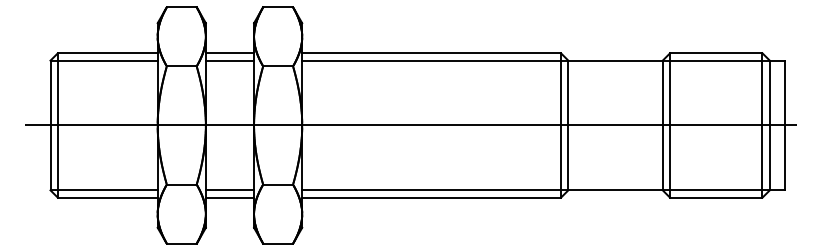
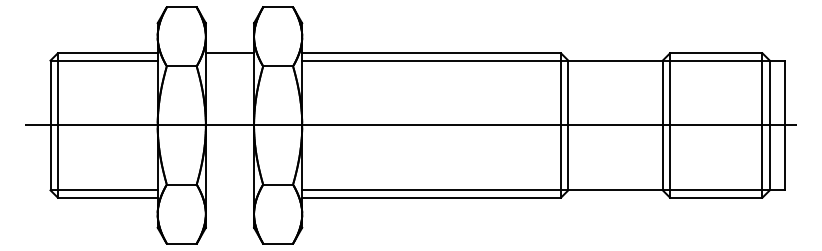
line: present -> none (229, 60)
line: present -> none (229, 190)
line: present -> none (229, 197)
